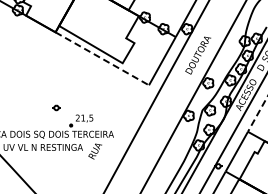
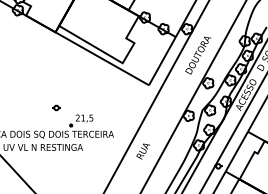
line: dashed -> solid (102, 58)
line: dashed -> solid (257, 114)
text position: (94, 151) -> (142, 151) (142, 151)
